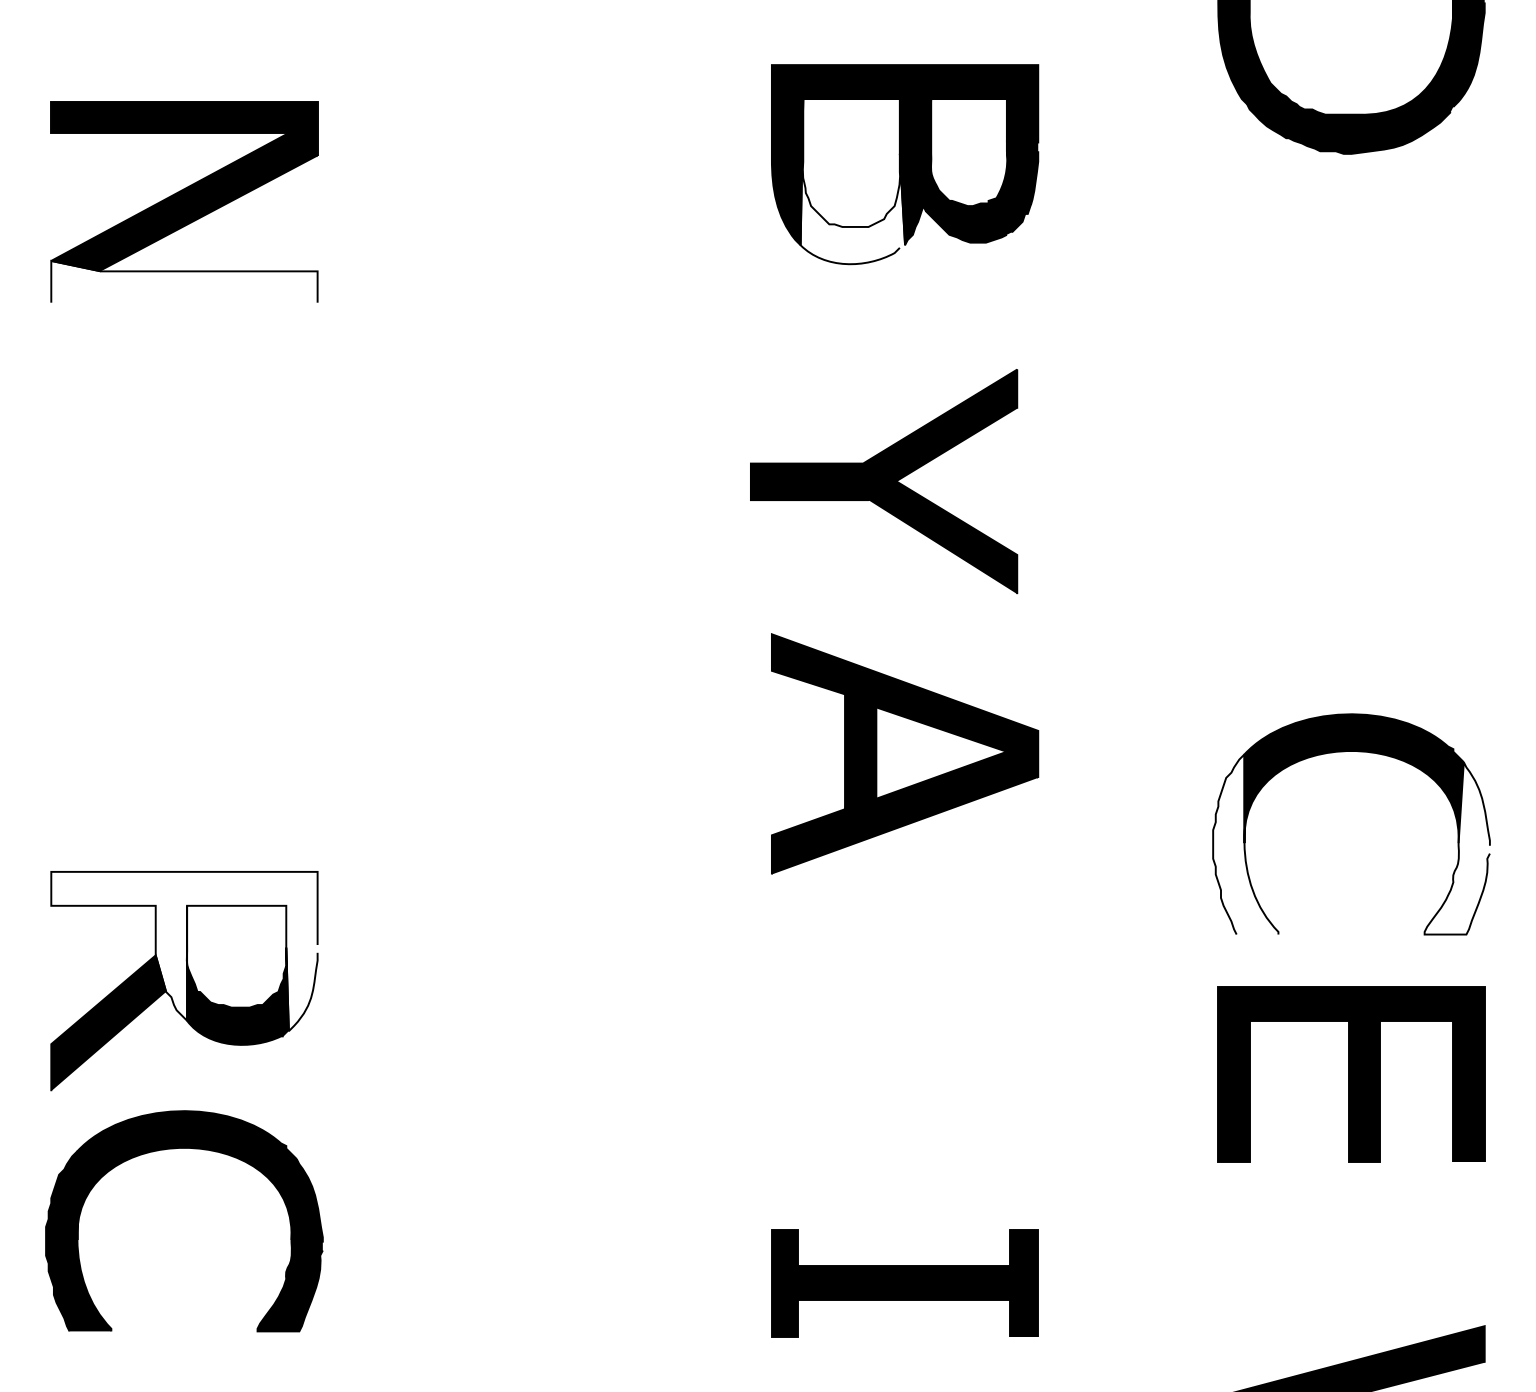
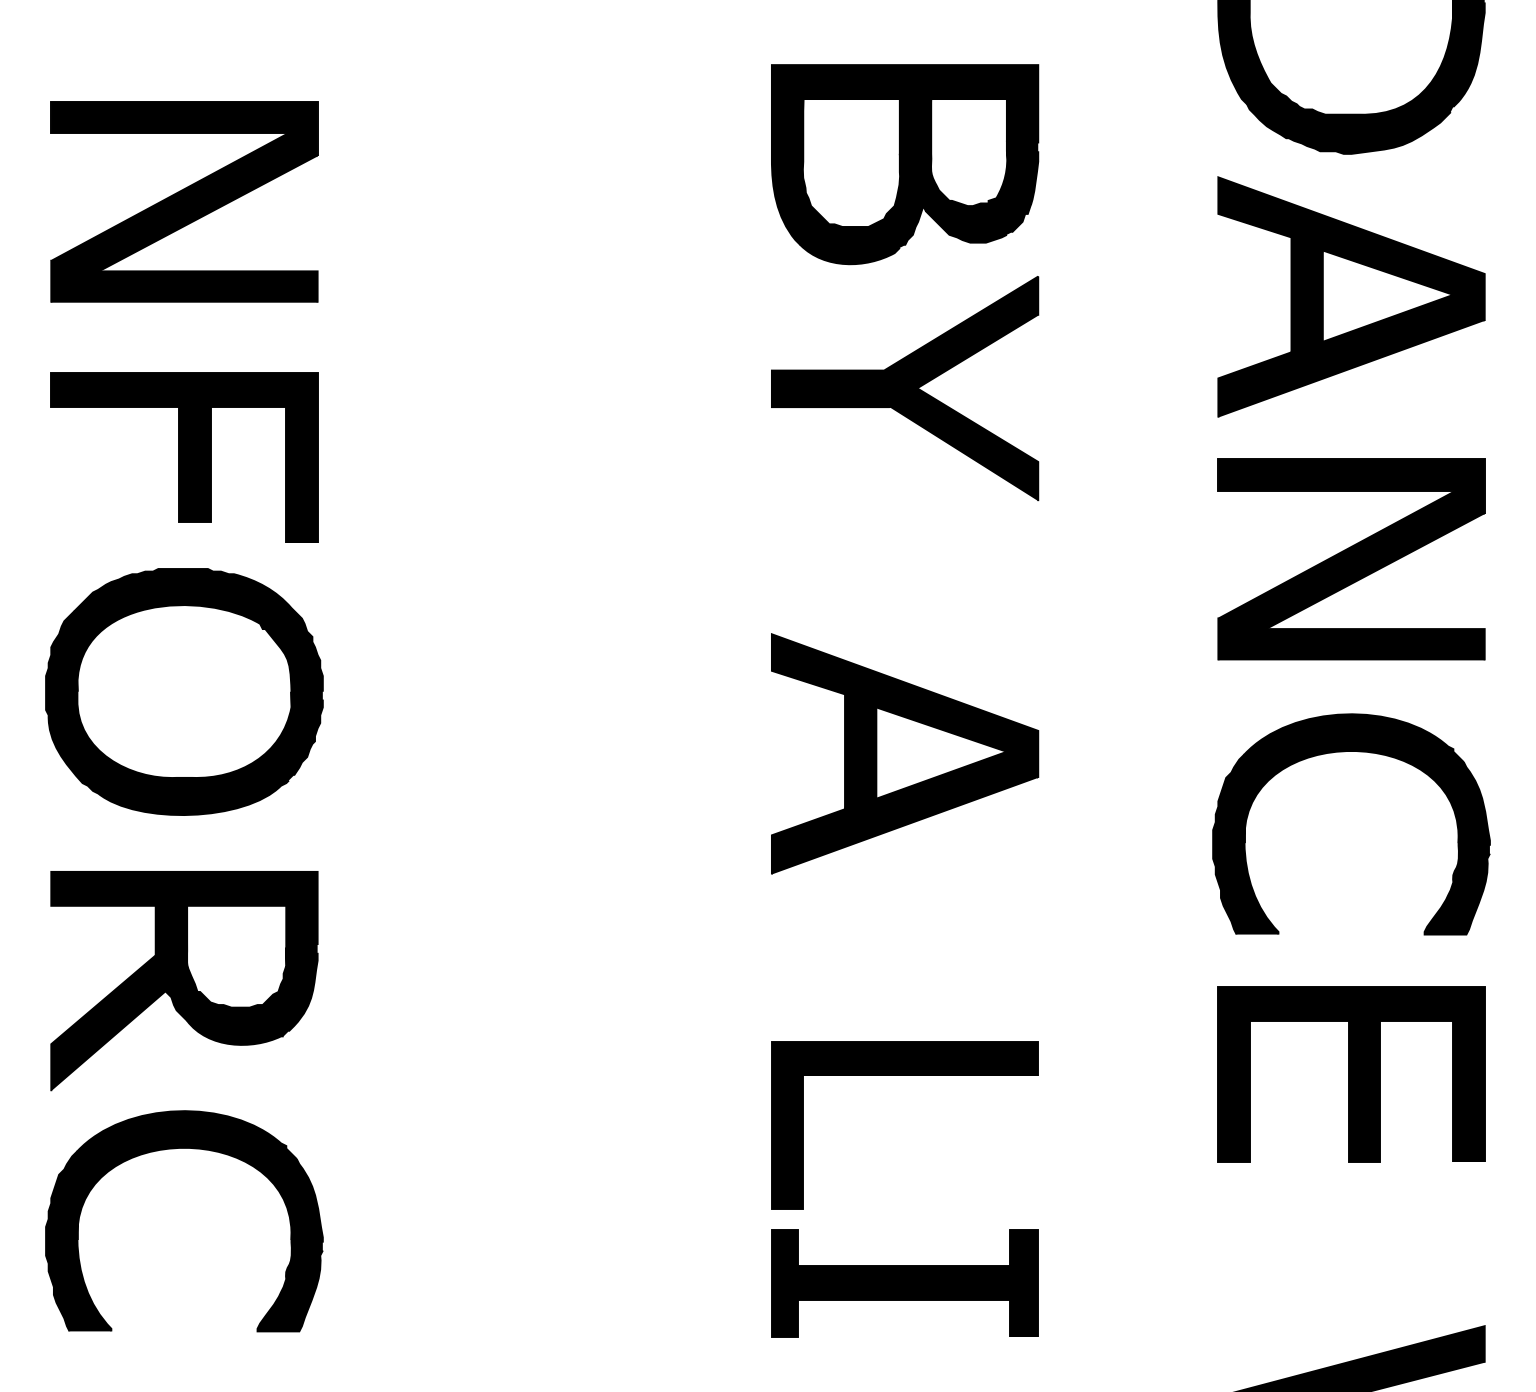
fill: none -> present (852, 181)
fill: none -> present (184, 281)
part: none -> present (1351, 296)
part: none -> present (184, 457)
part position: (884, 481) -> (905, 388) (905, 388)
part: none -> present (1351, 559)
part: none -> present (184, 691)
fill: none -> present (1245, 844)
fill: none -> present (1456, 848)
fill: none -> present (184, 951)
part: none -> present (904, 1075)
